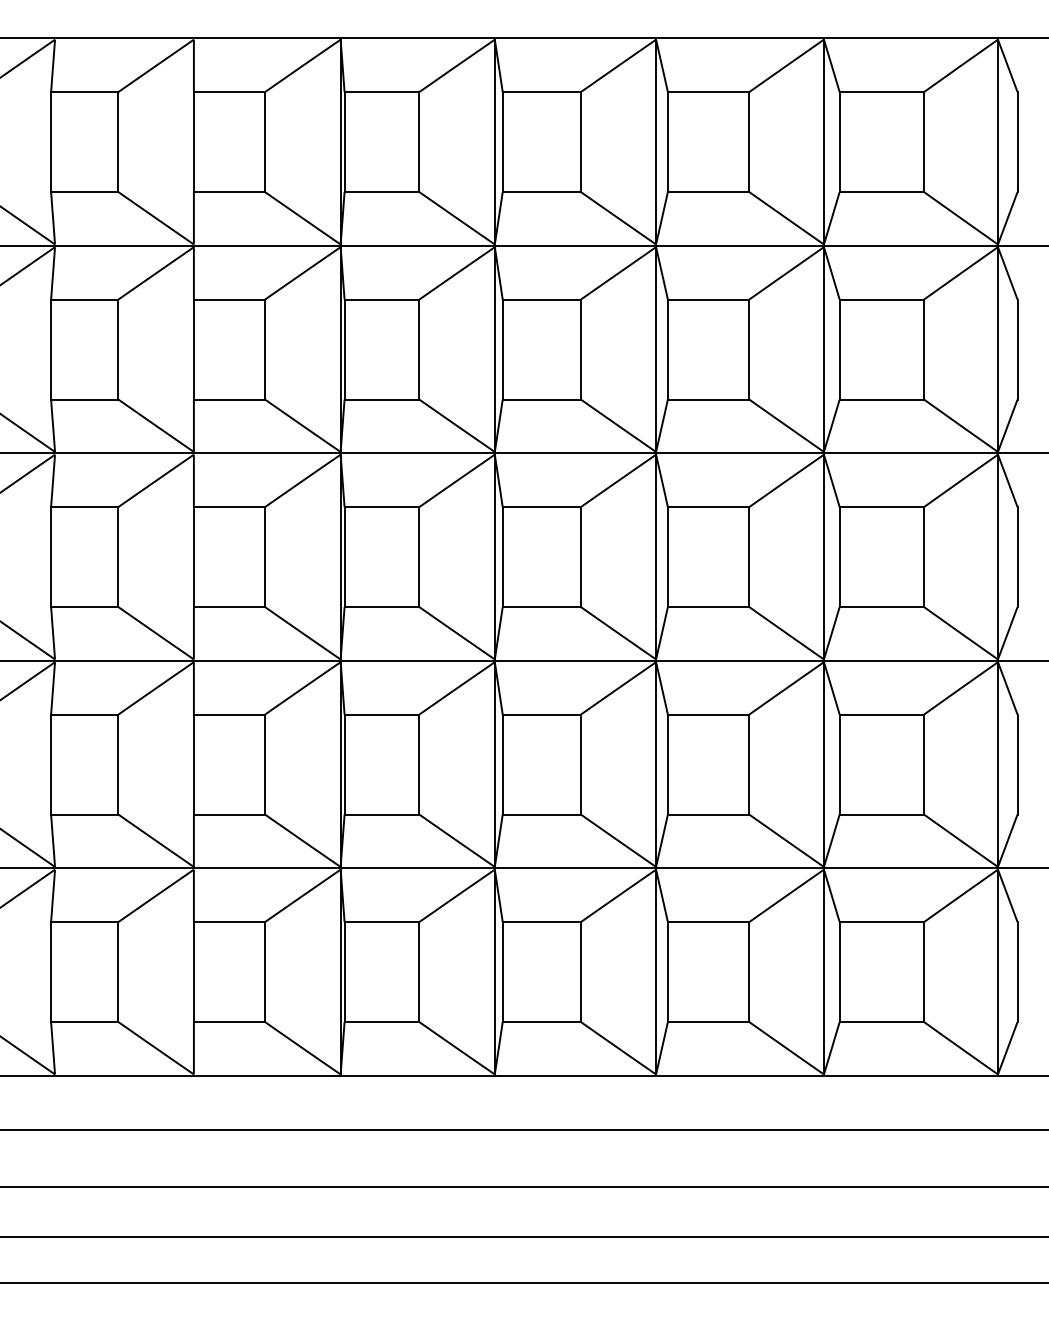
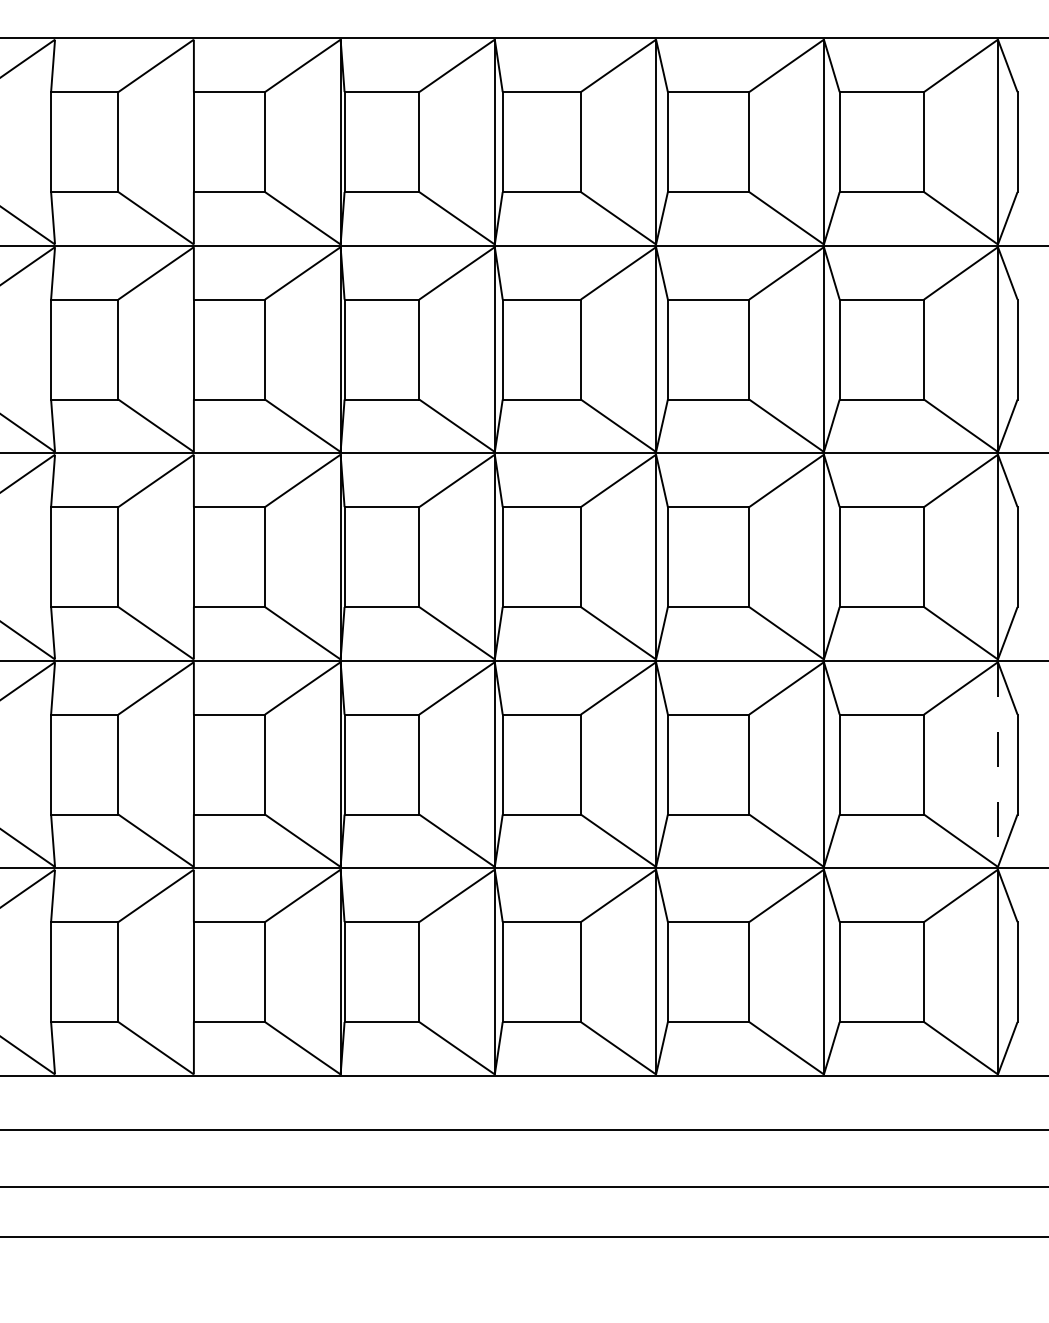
line: solid -> dashed (997, 765)
line: present -> none (523, 1283)
